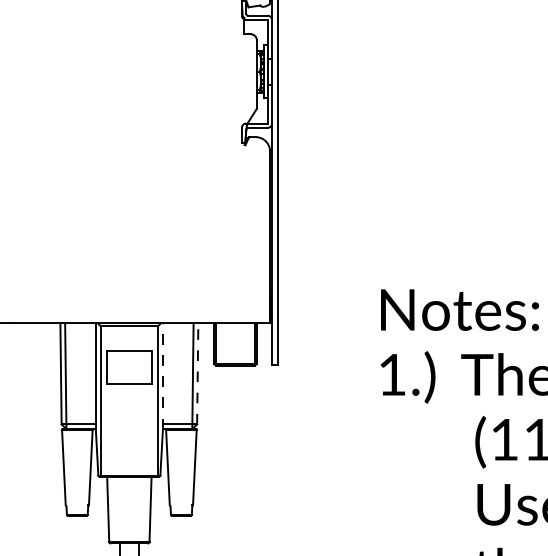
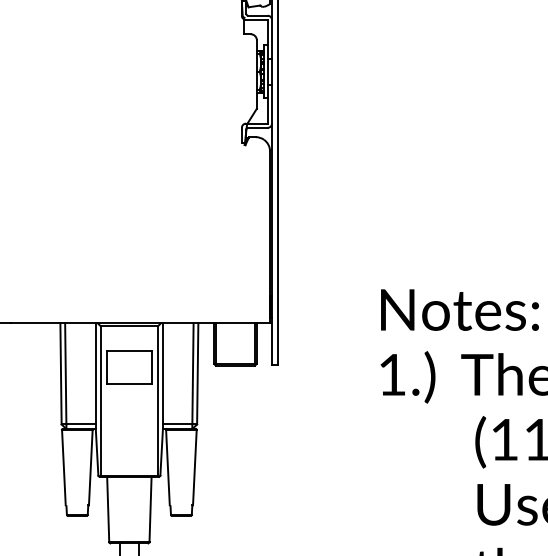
line: dashed -> solid (197, 373)
line: dashed -> solid (162, 376)
